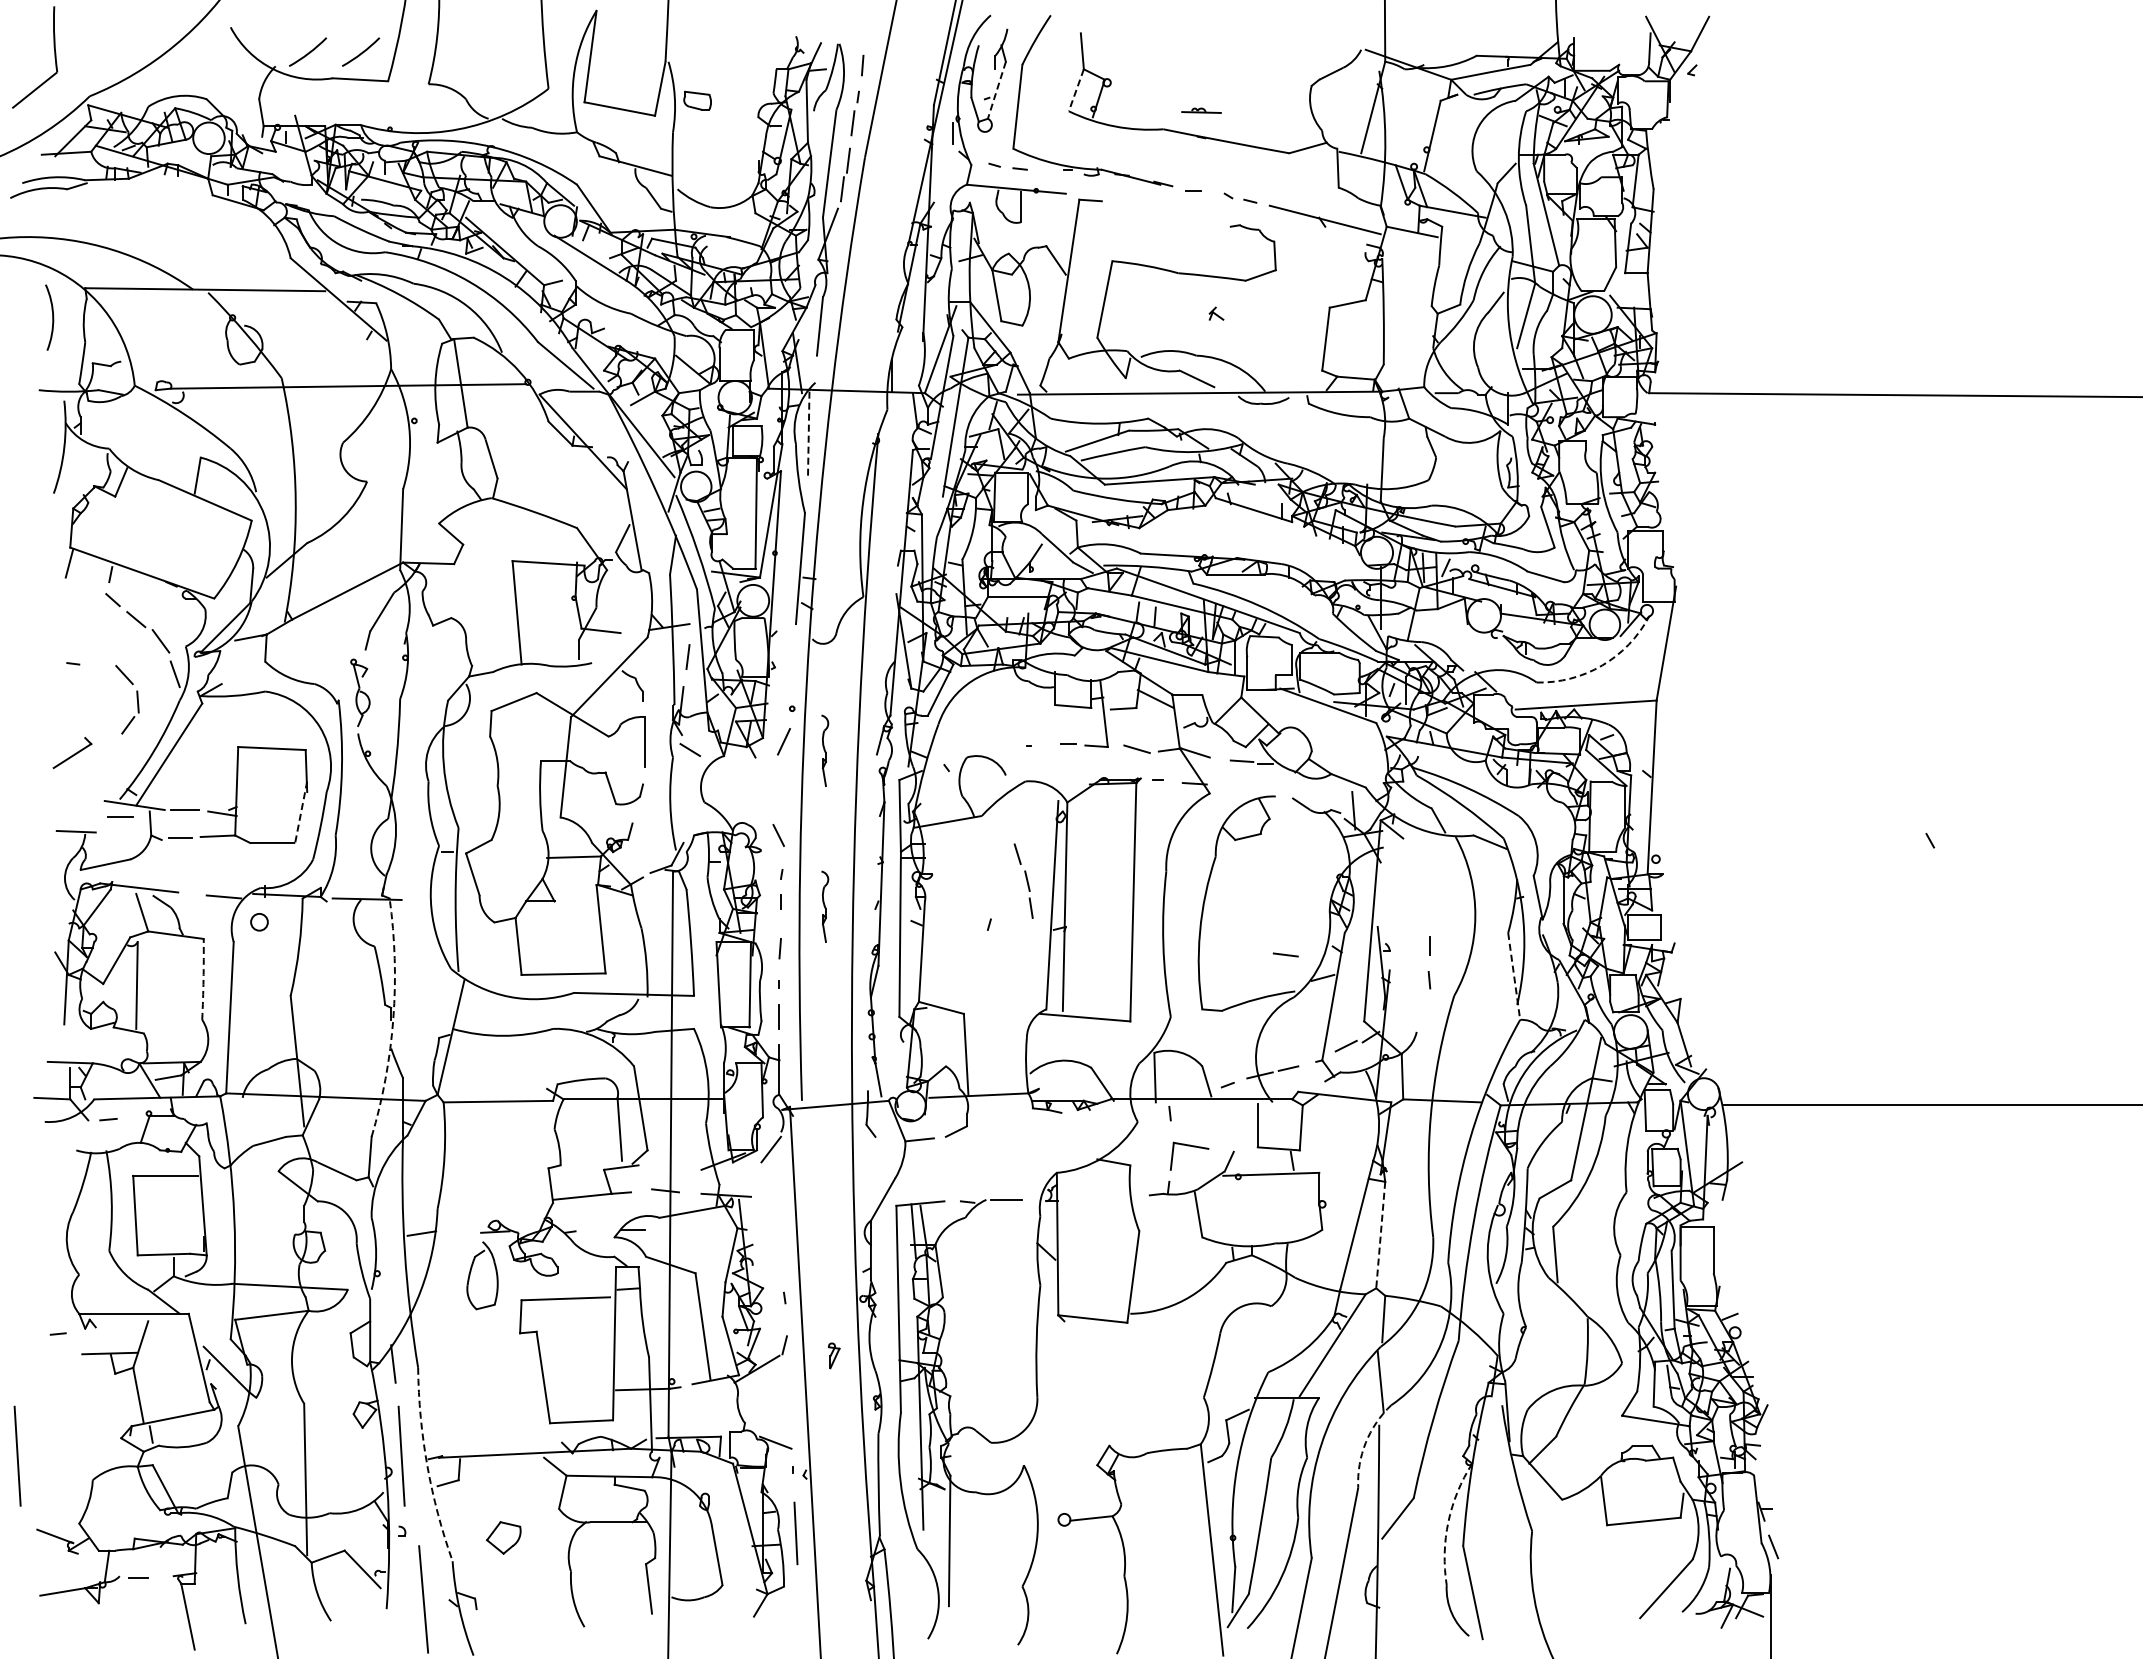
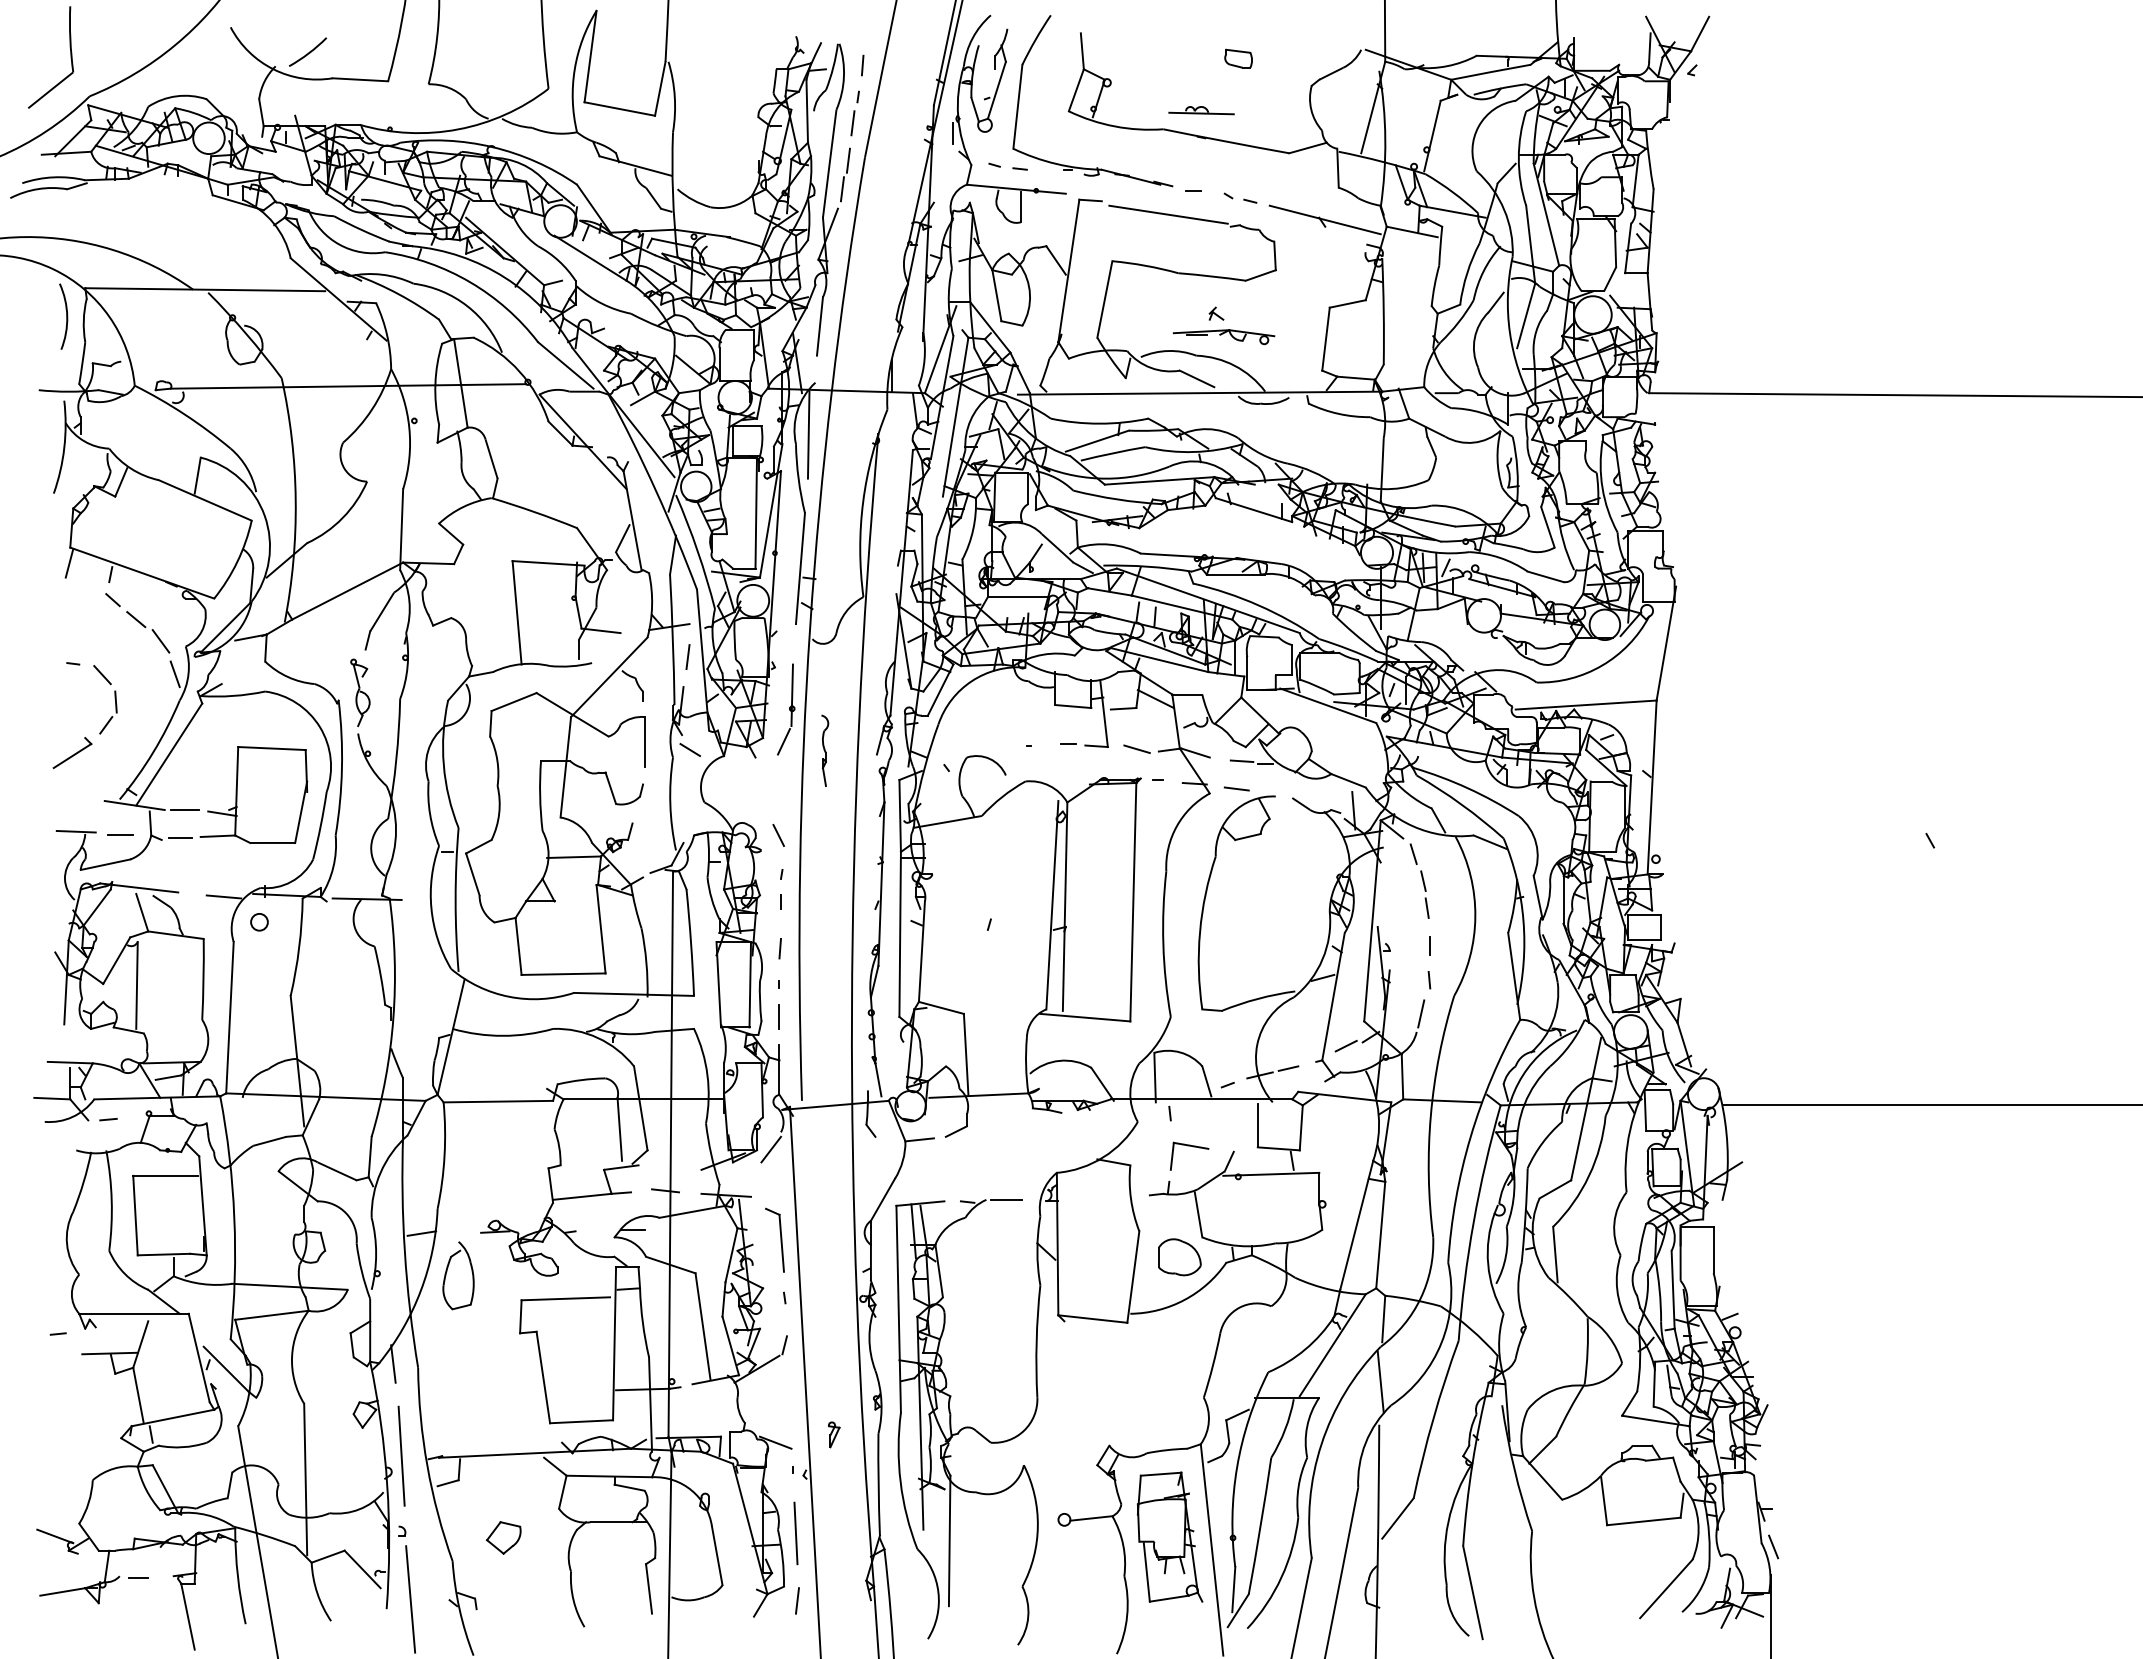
arc: present -> none (362, 51)
part position: (54, 57) -> (70, 57) (70, 57)
line: dashed -> solid (996, 90)
line: dashed -> solid (1076, 90)
part position: (697, 100) -> (1238, 58) (1238, 58)
part size: 41x7 px -> 67x10 px (1201, 110)
line: none -> present (1168, 214)
arc position: (52, 317) -> (66, 316) (66, 316)
part: none -> present (1224, 337)
line: dashed -> solid (808, 435)
arc: dashed -> solid (1602, 665)
line: none -> present (791, 695)
part position: (136, 699) -> (114, 699) (114, 699)
line: dashed -> solid (301, 812)
line position: (120, 816) -> (120, 834) (120, 834)
part position: (1023, 880) -> (1419, 880) (1419, 880)
part: present -> none (825, 906)
line position: (1285, 954) -> (1236, 788) (1236, 788)
line: dashed -> solid (1514, 976)
arc: dashed -> solid (203, 979)
line: none -> present (1421, 1013)
arc: dashed -> solid (393, 1018)
line: dashed -> solid (1380, 1235)
part: none -> present (774, 1239)
part: none -> present (1179, 1257)
part position: (471, 1271) -> (447, 1271) (447, 1271)
part position: (834, 1355) -> (834, 1434) (834, 1434)
arc: dashed -> solid (1365, 1442)
line: present -> none (17, 1455)
arc: dashed -> solid (427, 1465)
arc: dashed -> solid (1448, 1522)
part: none -> present (1170, 1536)
line position: (423, 1599) -> (410, 1599) (410, 1599)
line: none -> present (797, 1600)
